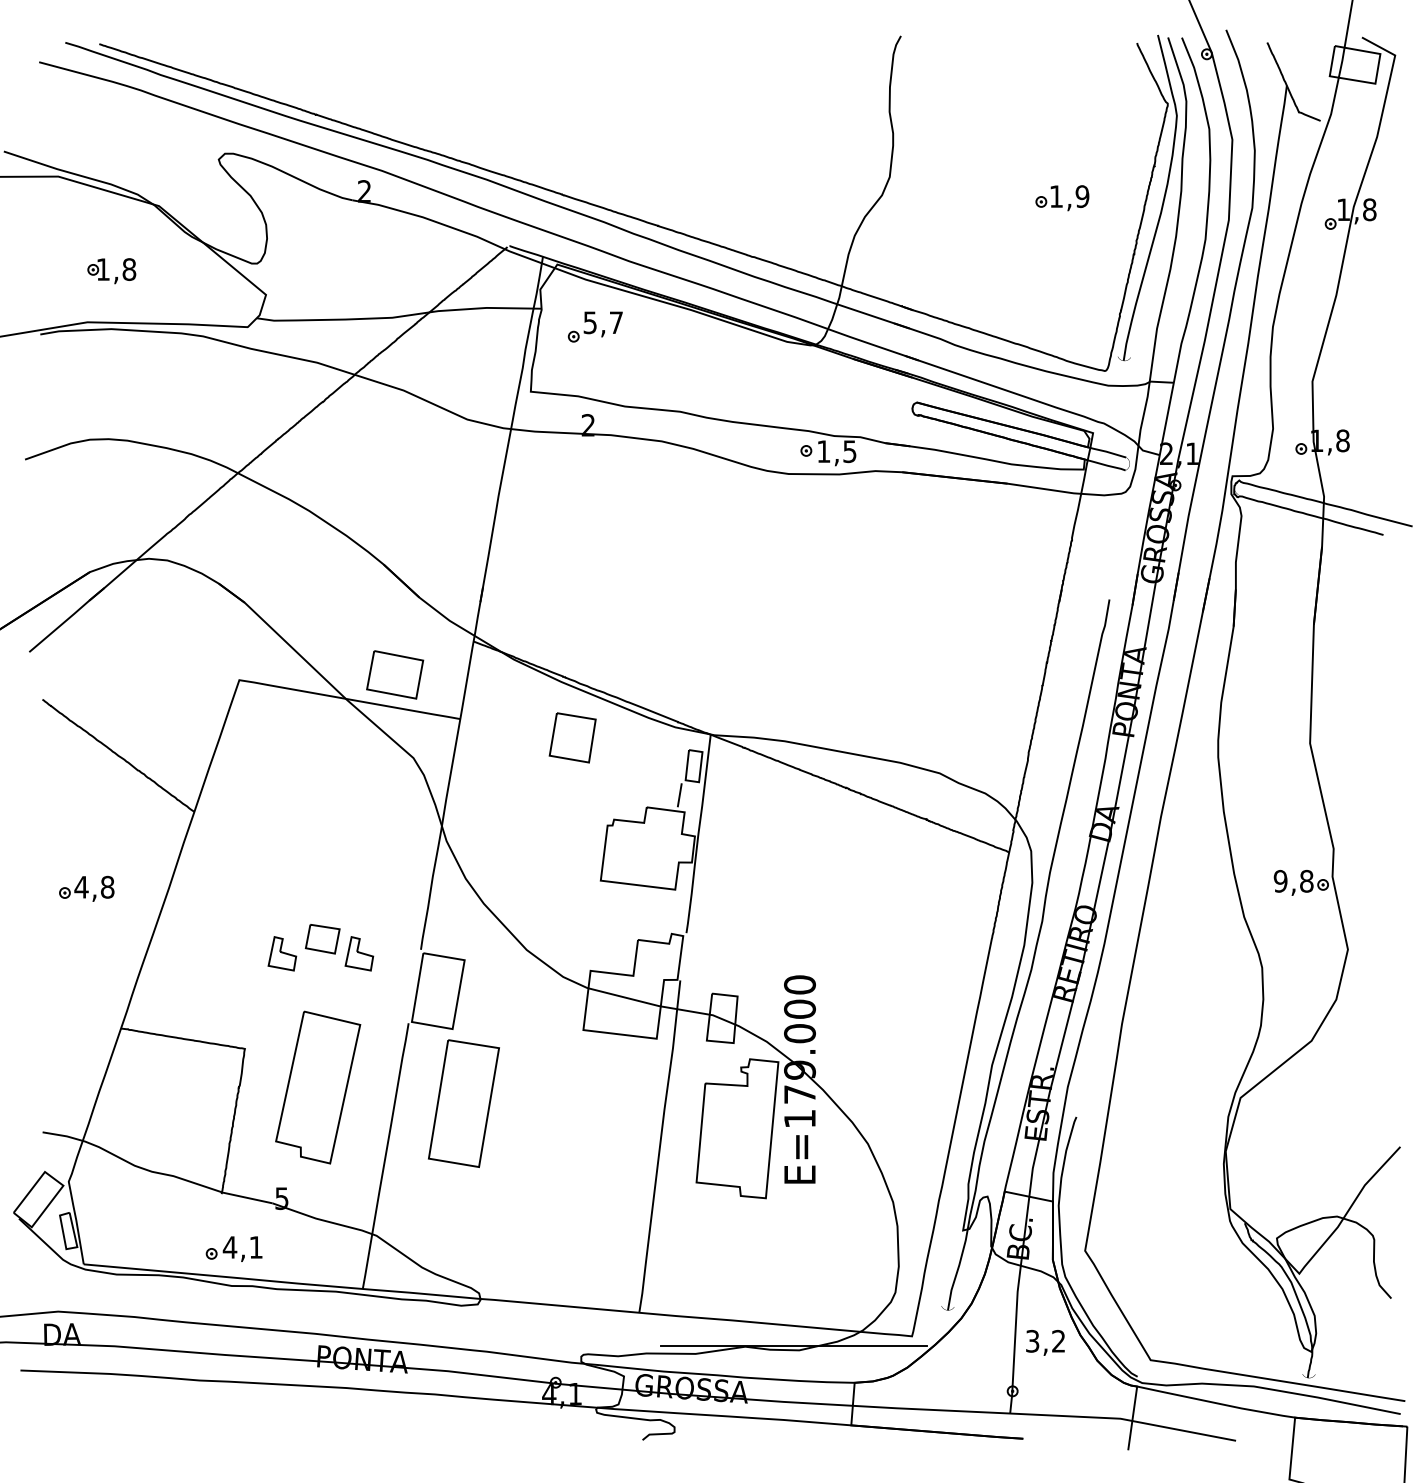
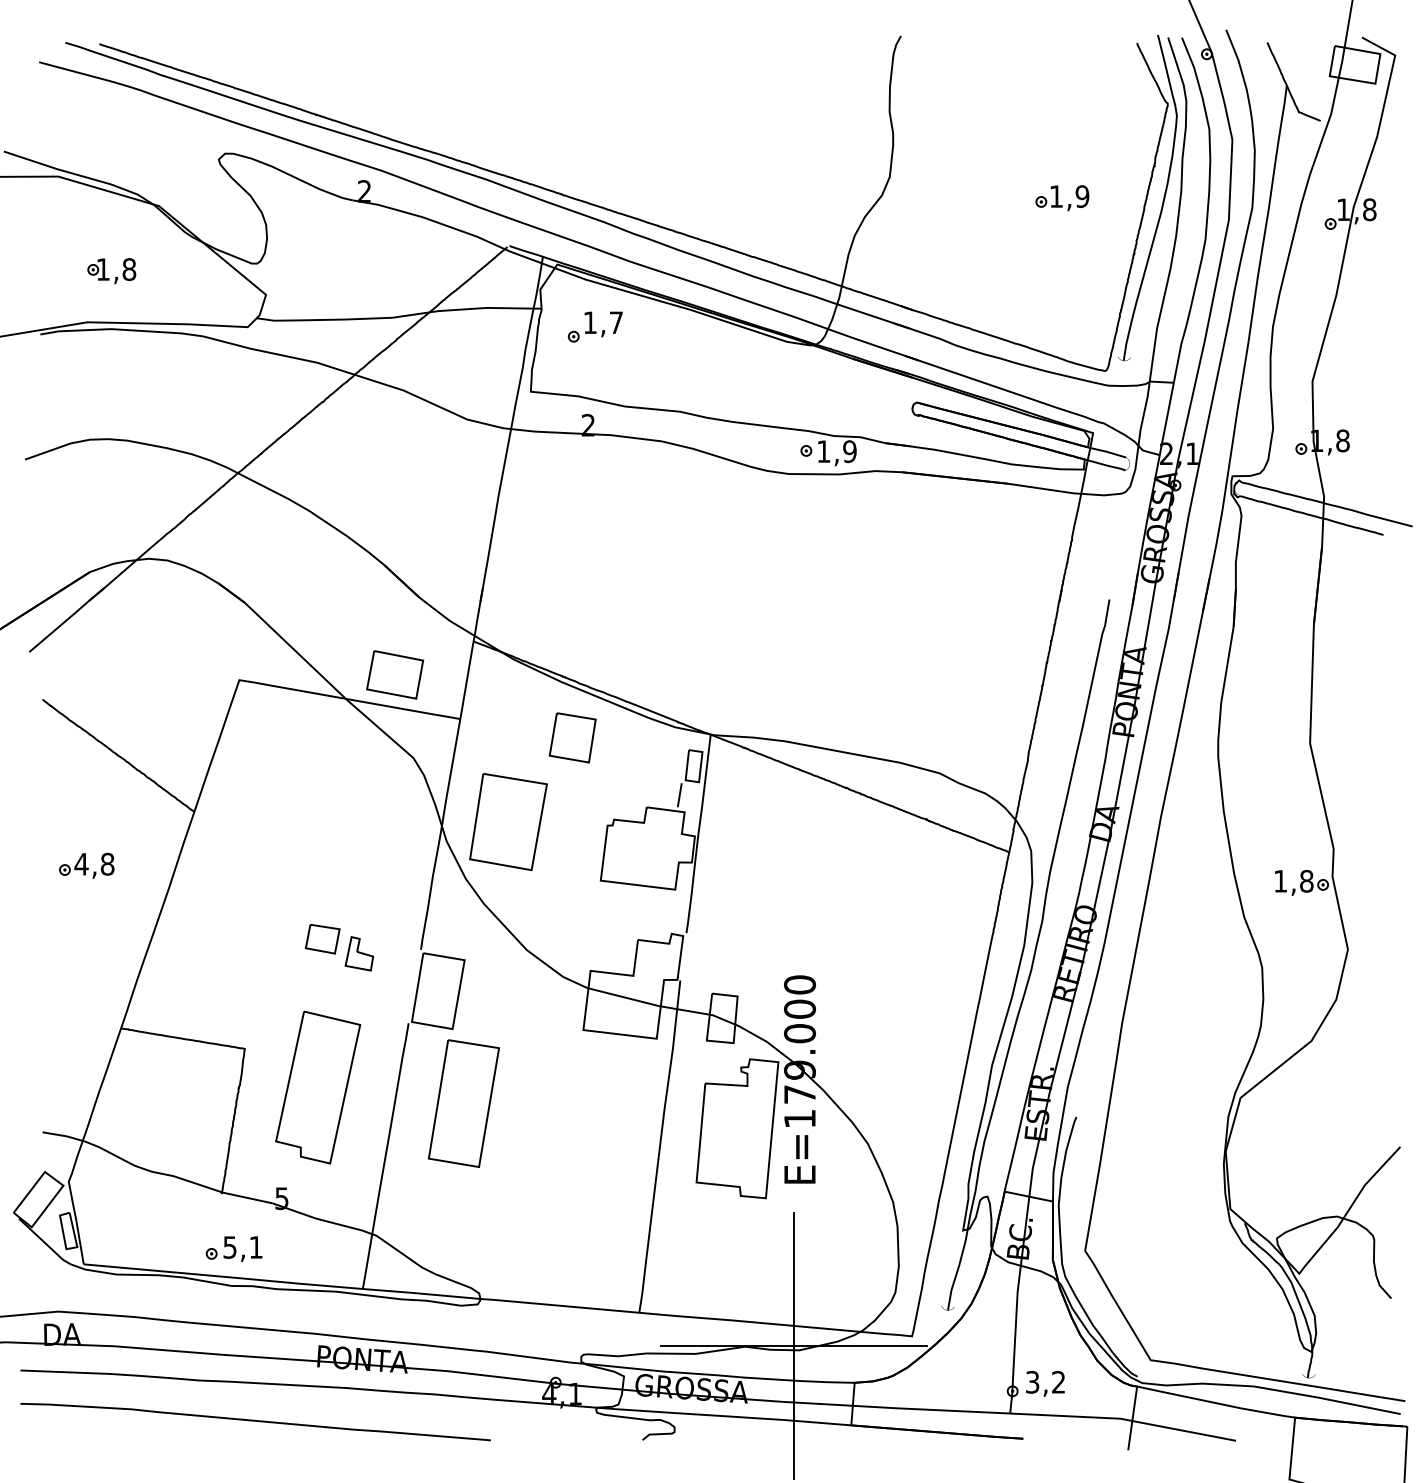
text: 5,7 -> 1,7 (589, 322)
text: 1,5 -> 1,9 (849, 451)
part: none -> present (508, 822)
text: 9,8 -> 1,8 (1280, 880)
part position: (86, 888) -> (86, 865) (86, 865)
part: present -> none (282, 953)
text: 4,1 -> 5,1 (229, 1247)
text position: (1045, 1342) -> (1045, 1383) (1045, 1383)
line: none -> present (793, 1346)
curve: none -> present (255, 1421)
